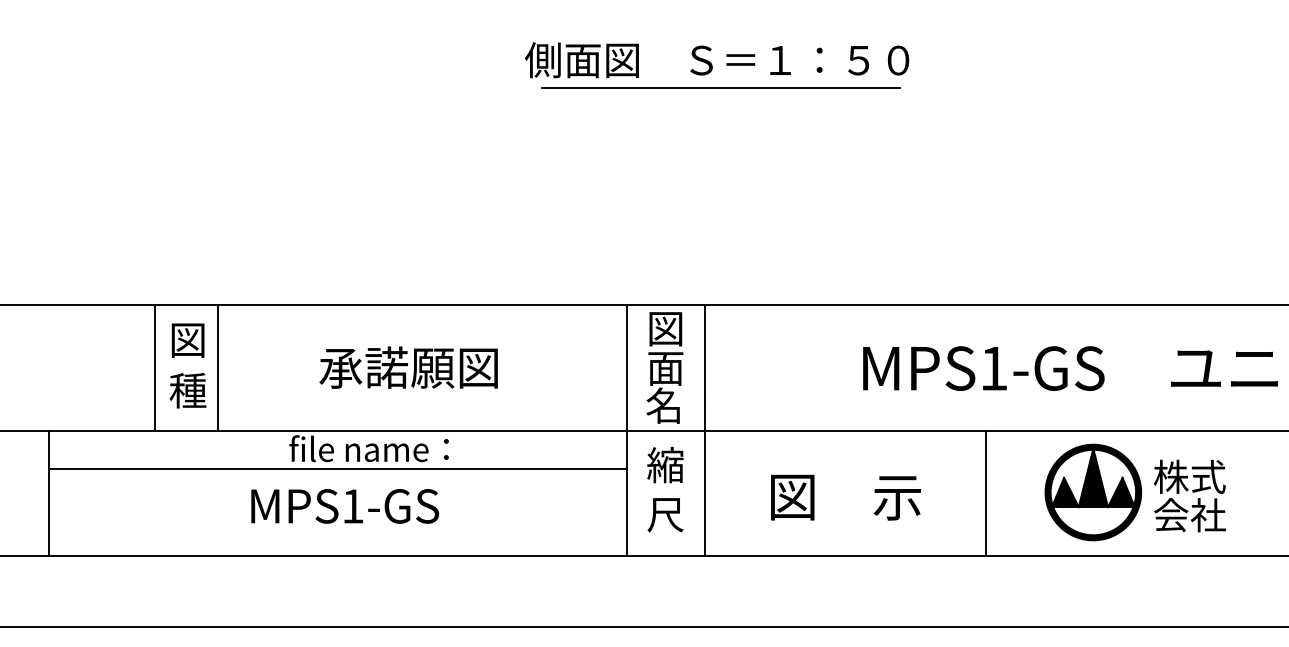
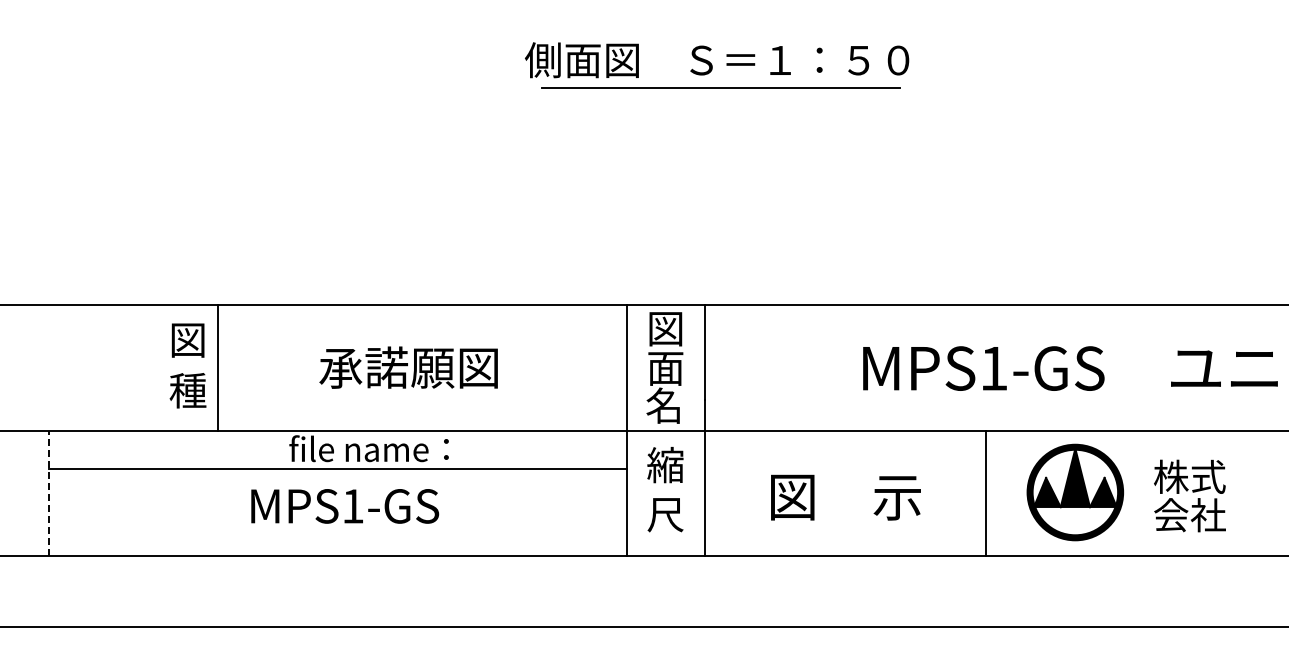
line: present -> none (155, 367)
part position: (1093, 492) -> (1075, 492) (1075, 492)
line: solid -> dashed (48, 493)
